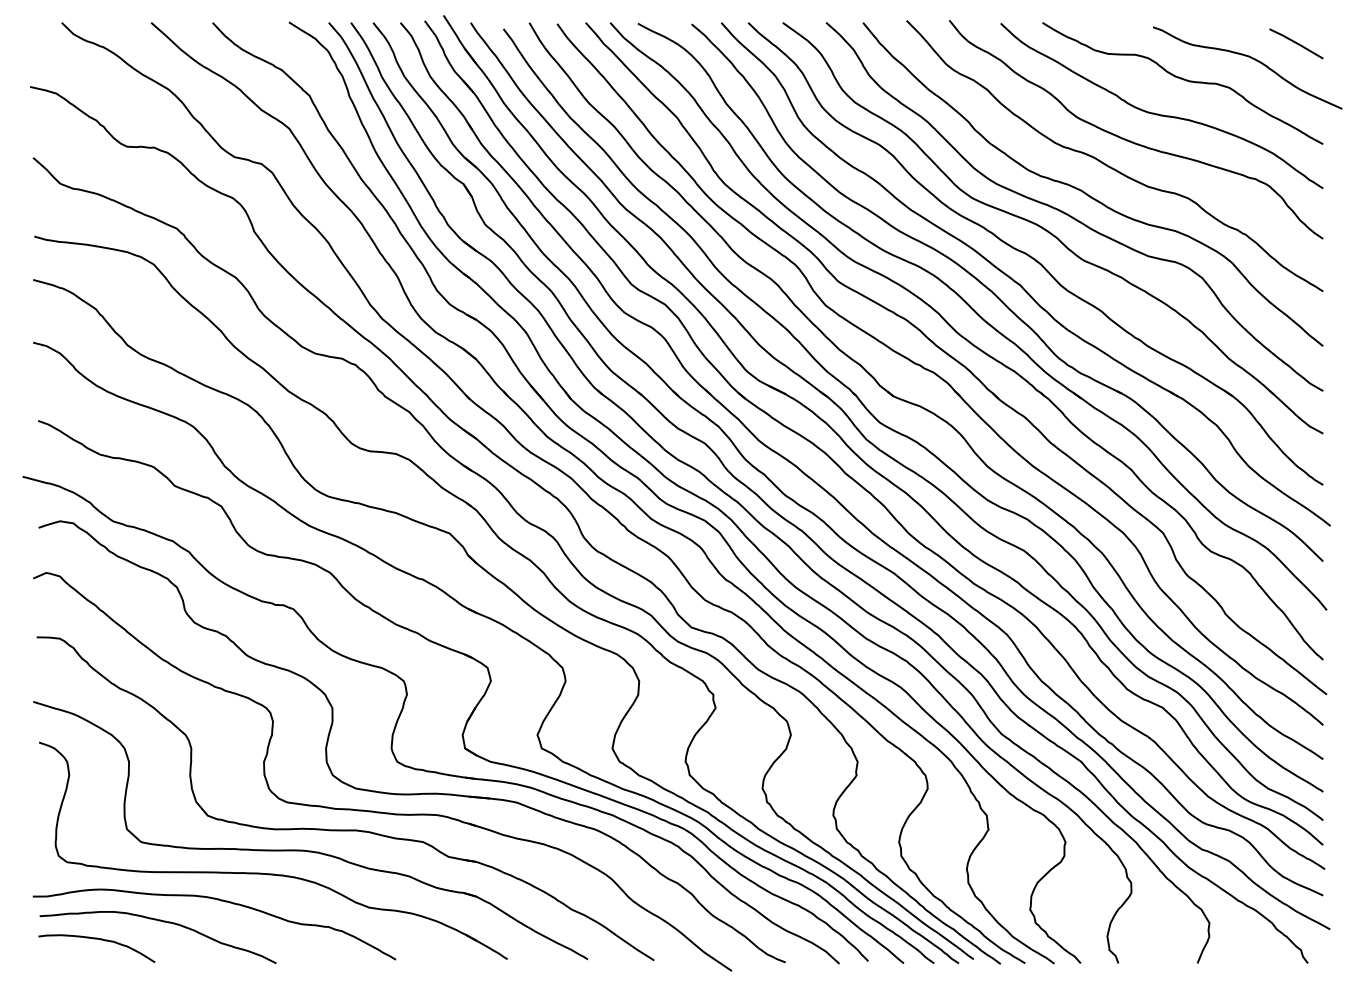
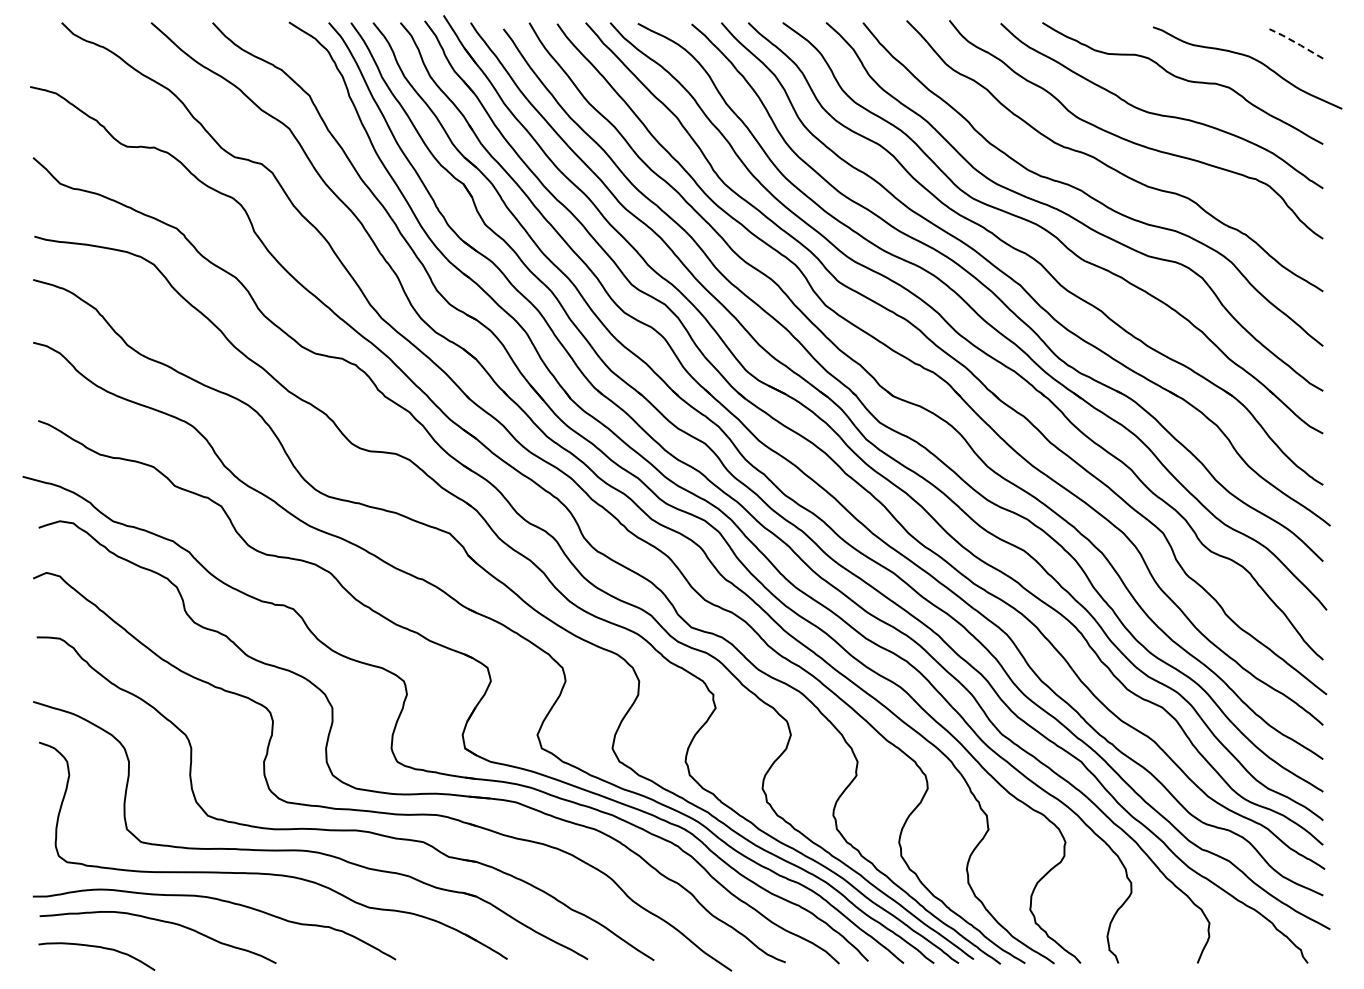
line: solid -> dashed (1296, 43)
curve position: (96, 939) -> (96, 947) (96, 947)
